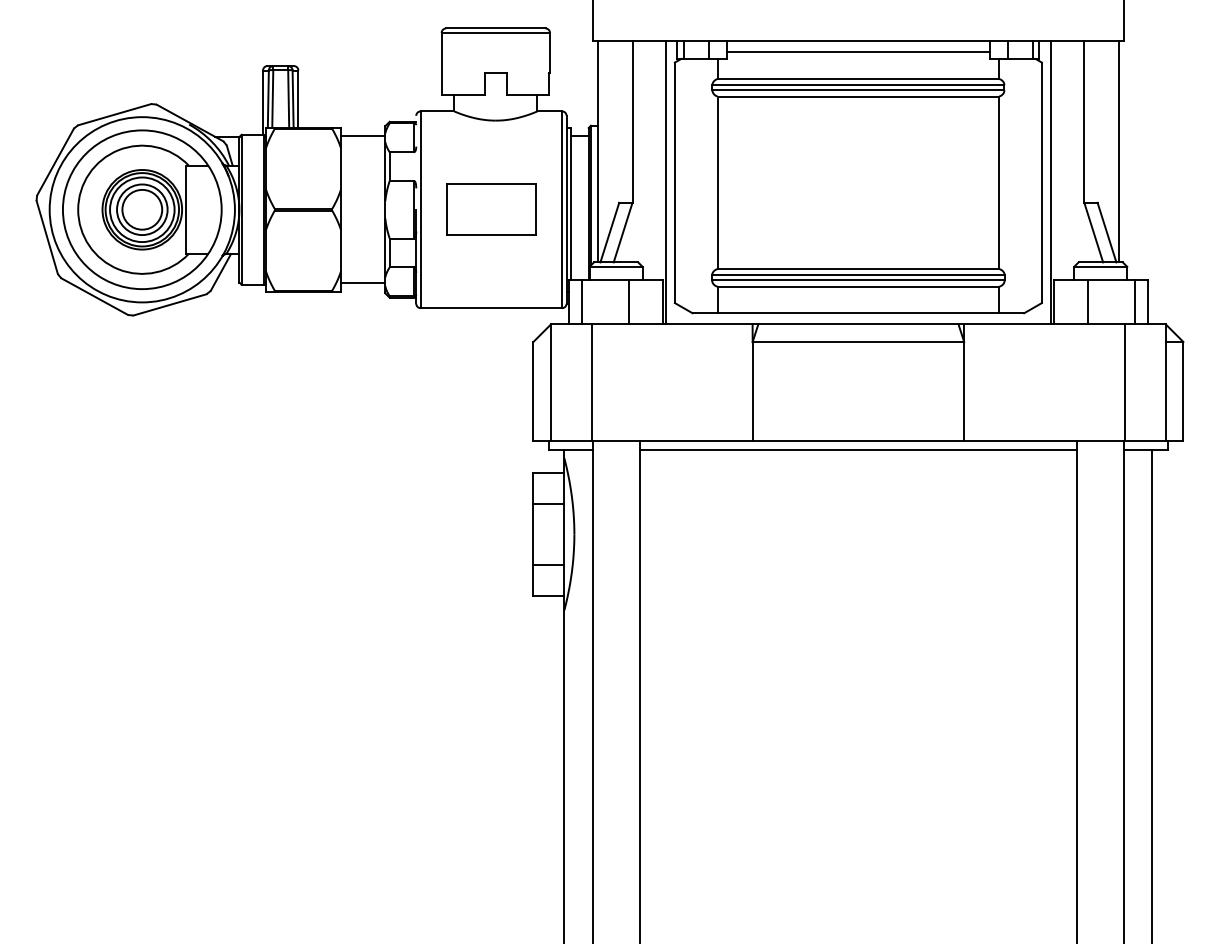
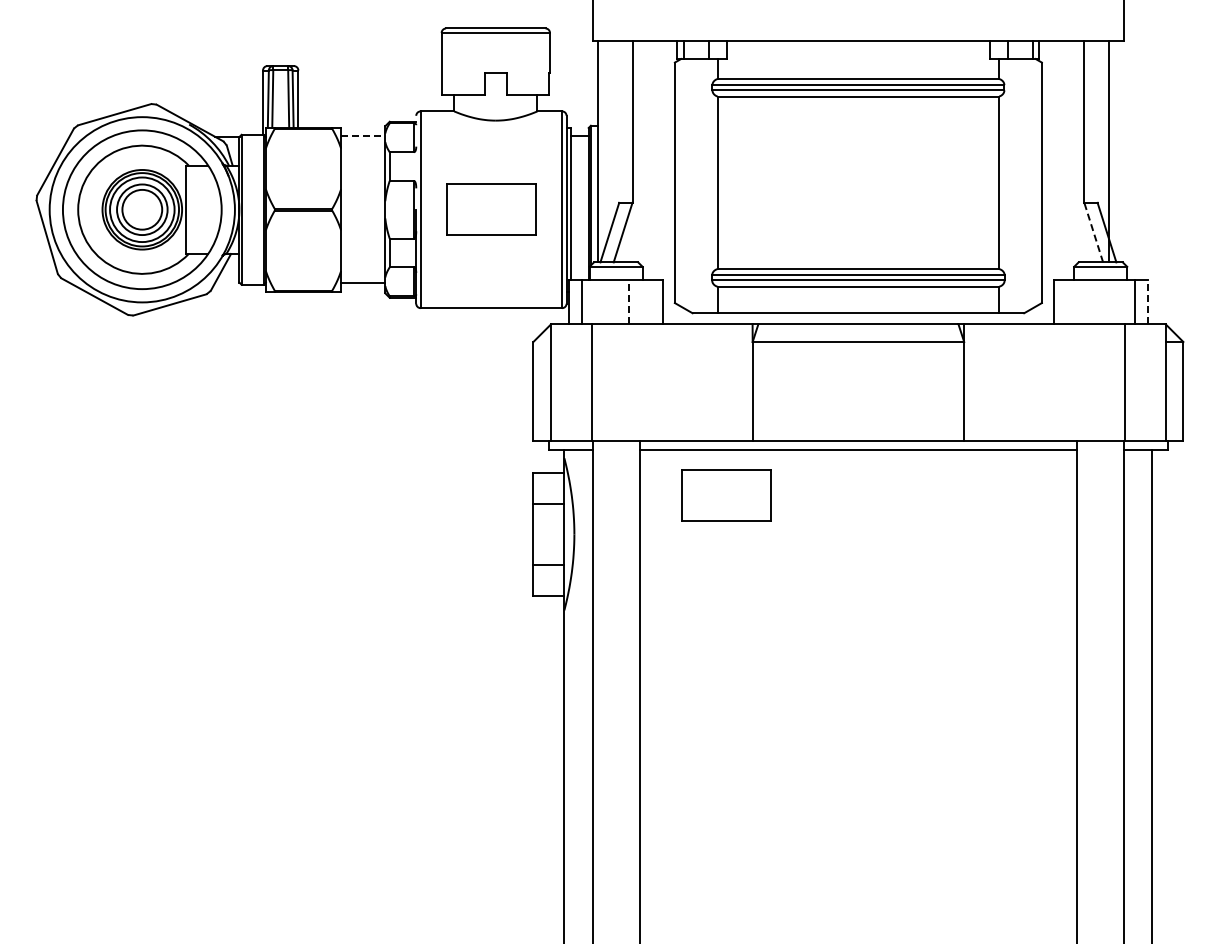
line: present -> none (858, 52)
line: solid -> dashed (363, 136)
line position: (1119, 151) -> (1109, 151) (1109, 151)
line: present -> none (666, 182)
line: present -> none (1050, 182)
line: solid -> dashed (1093, 232)
line: solid -> dashed (628, 301)
line: solid -> dashed (1147, 301)
line: present -> none (1088, 302)
part: none -> present (726, 495)
